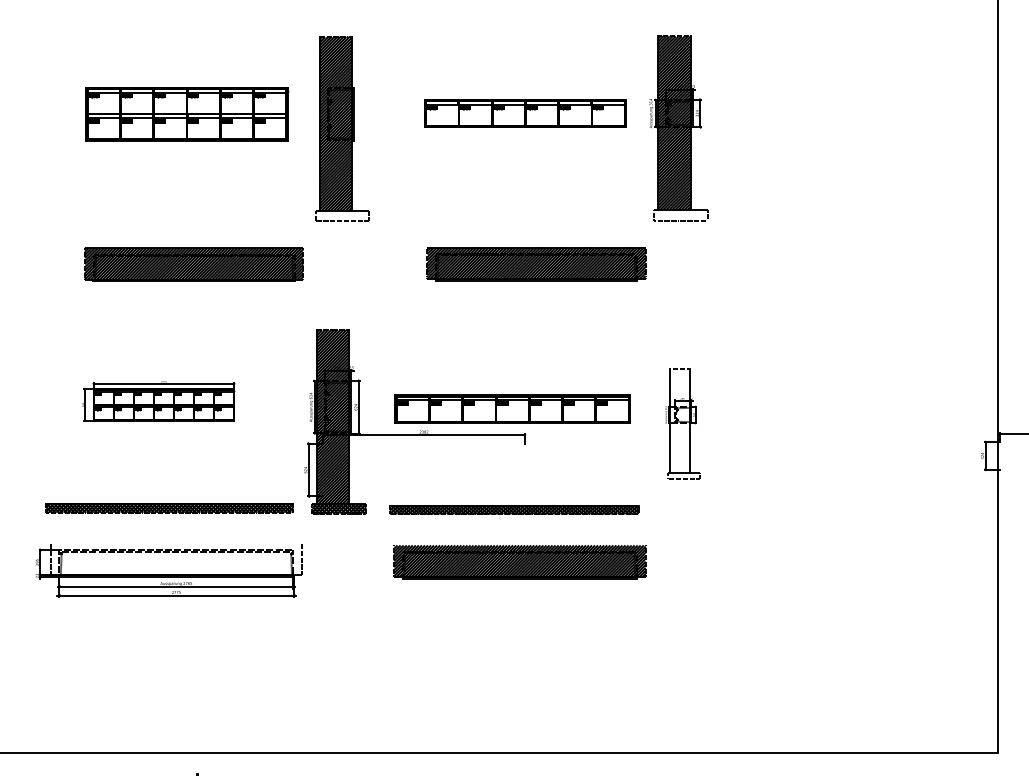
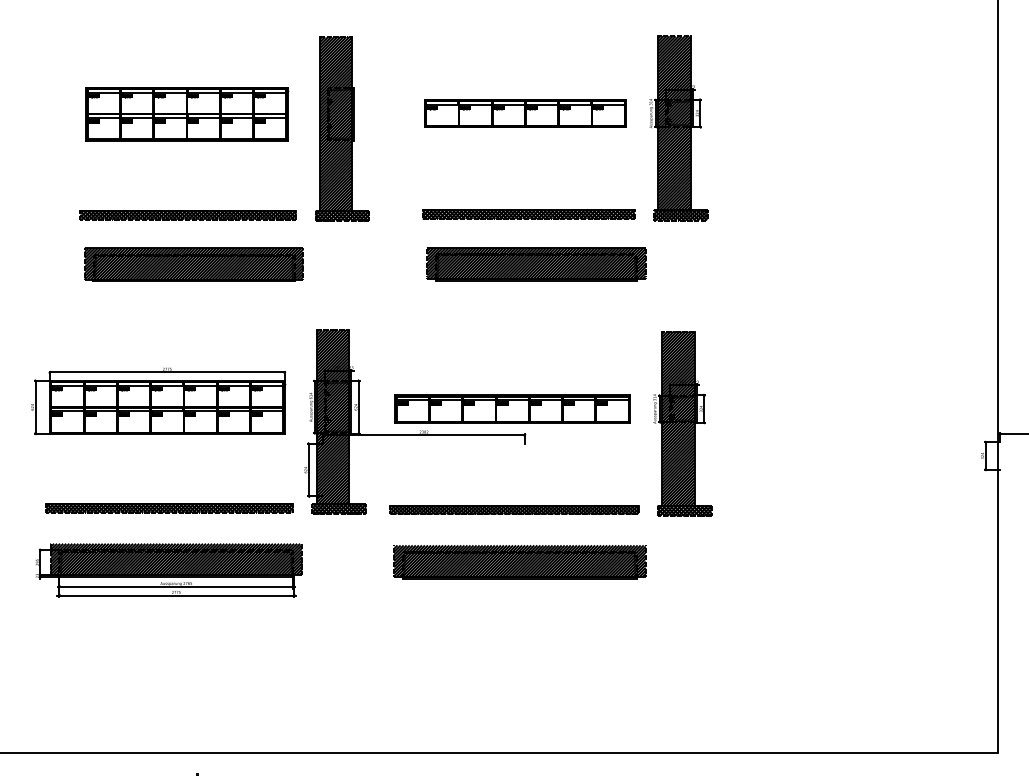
part: none -> present (528, 214)
part: none -> present (187, 215)
hatch: none -> present (680, 215)
hatch: none -> present (342, 216)
part size: 154x41 px -> 256x68 px (158, 400)
part size: 36x112 px -> 60x186 px (682, 423)
hatch: none -> present (176, 558)
